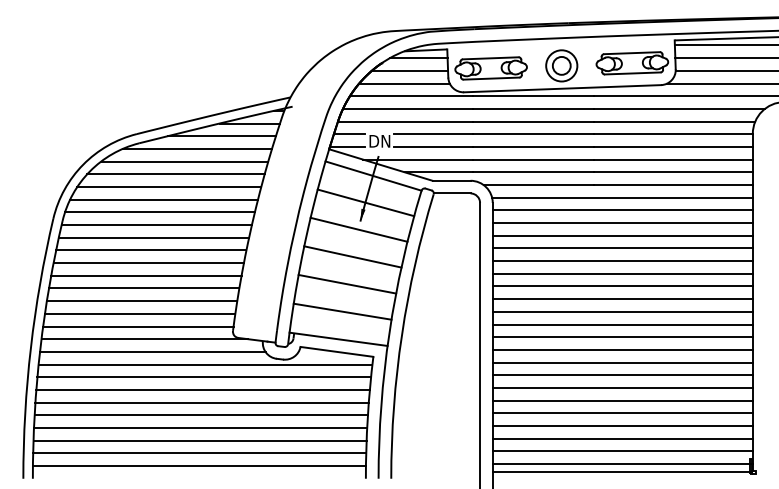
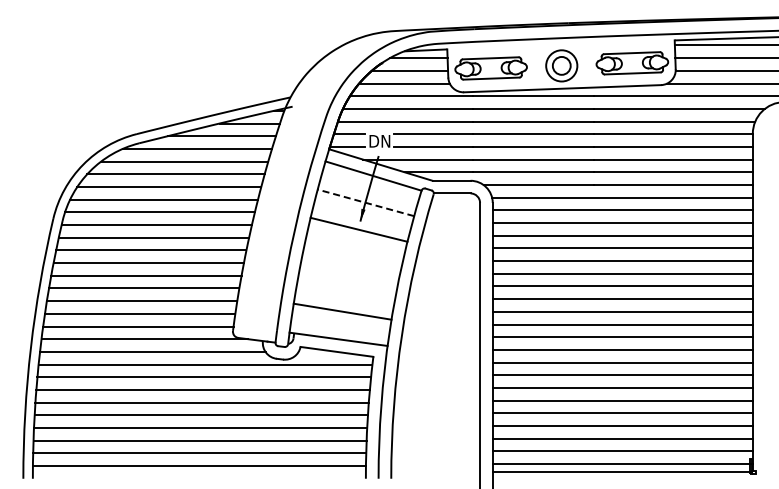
line: solid -> dashed (365, 202)
line: present -> none (352, 256)
line: present -> none (347, 283)
